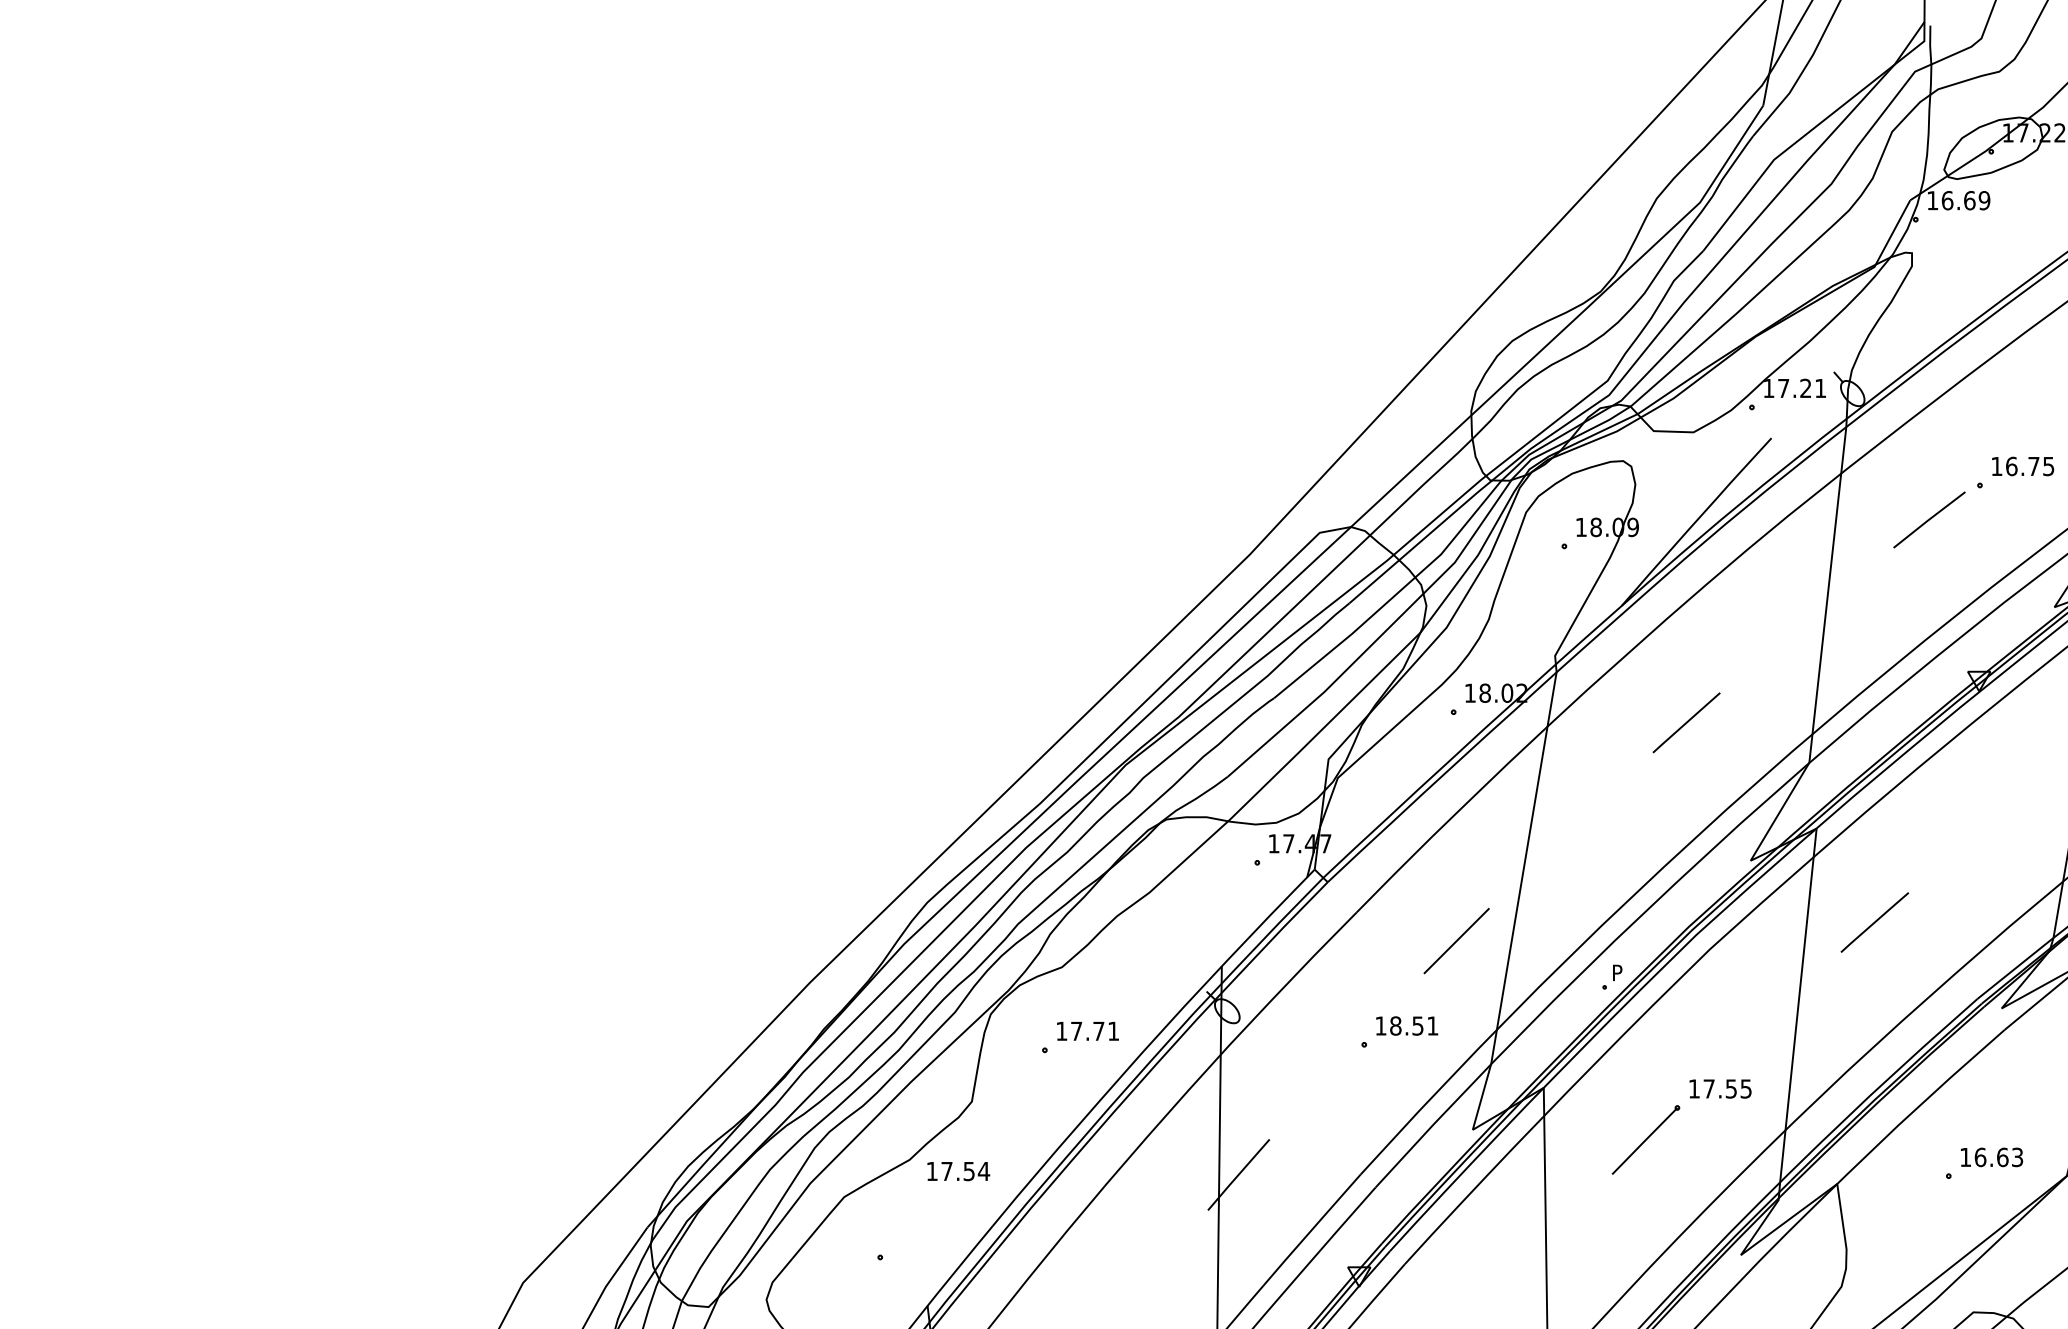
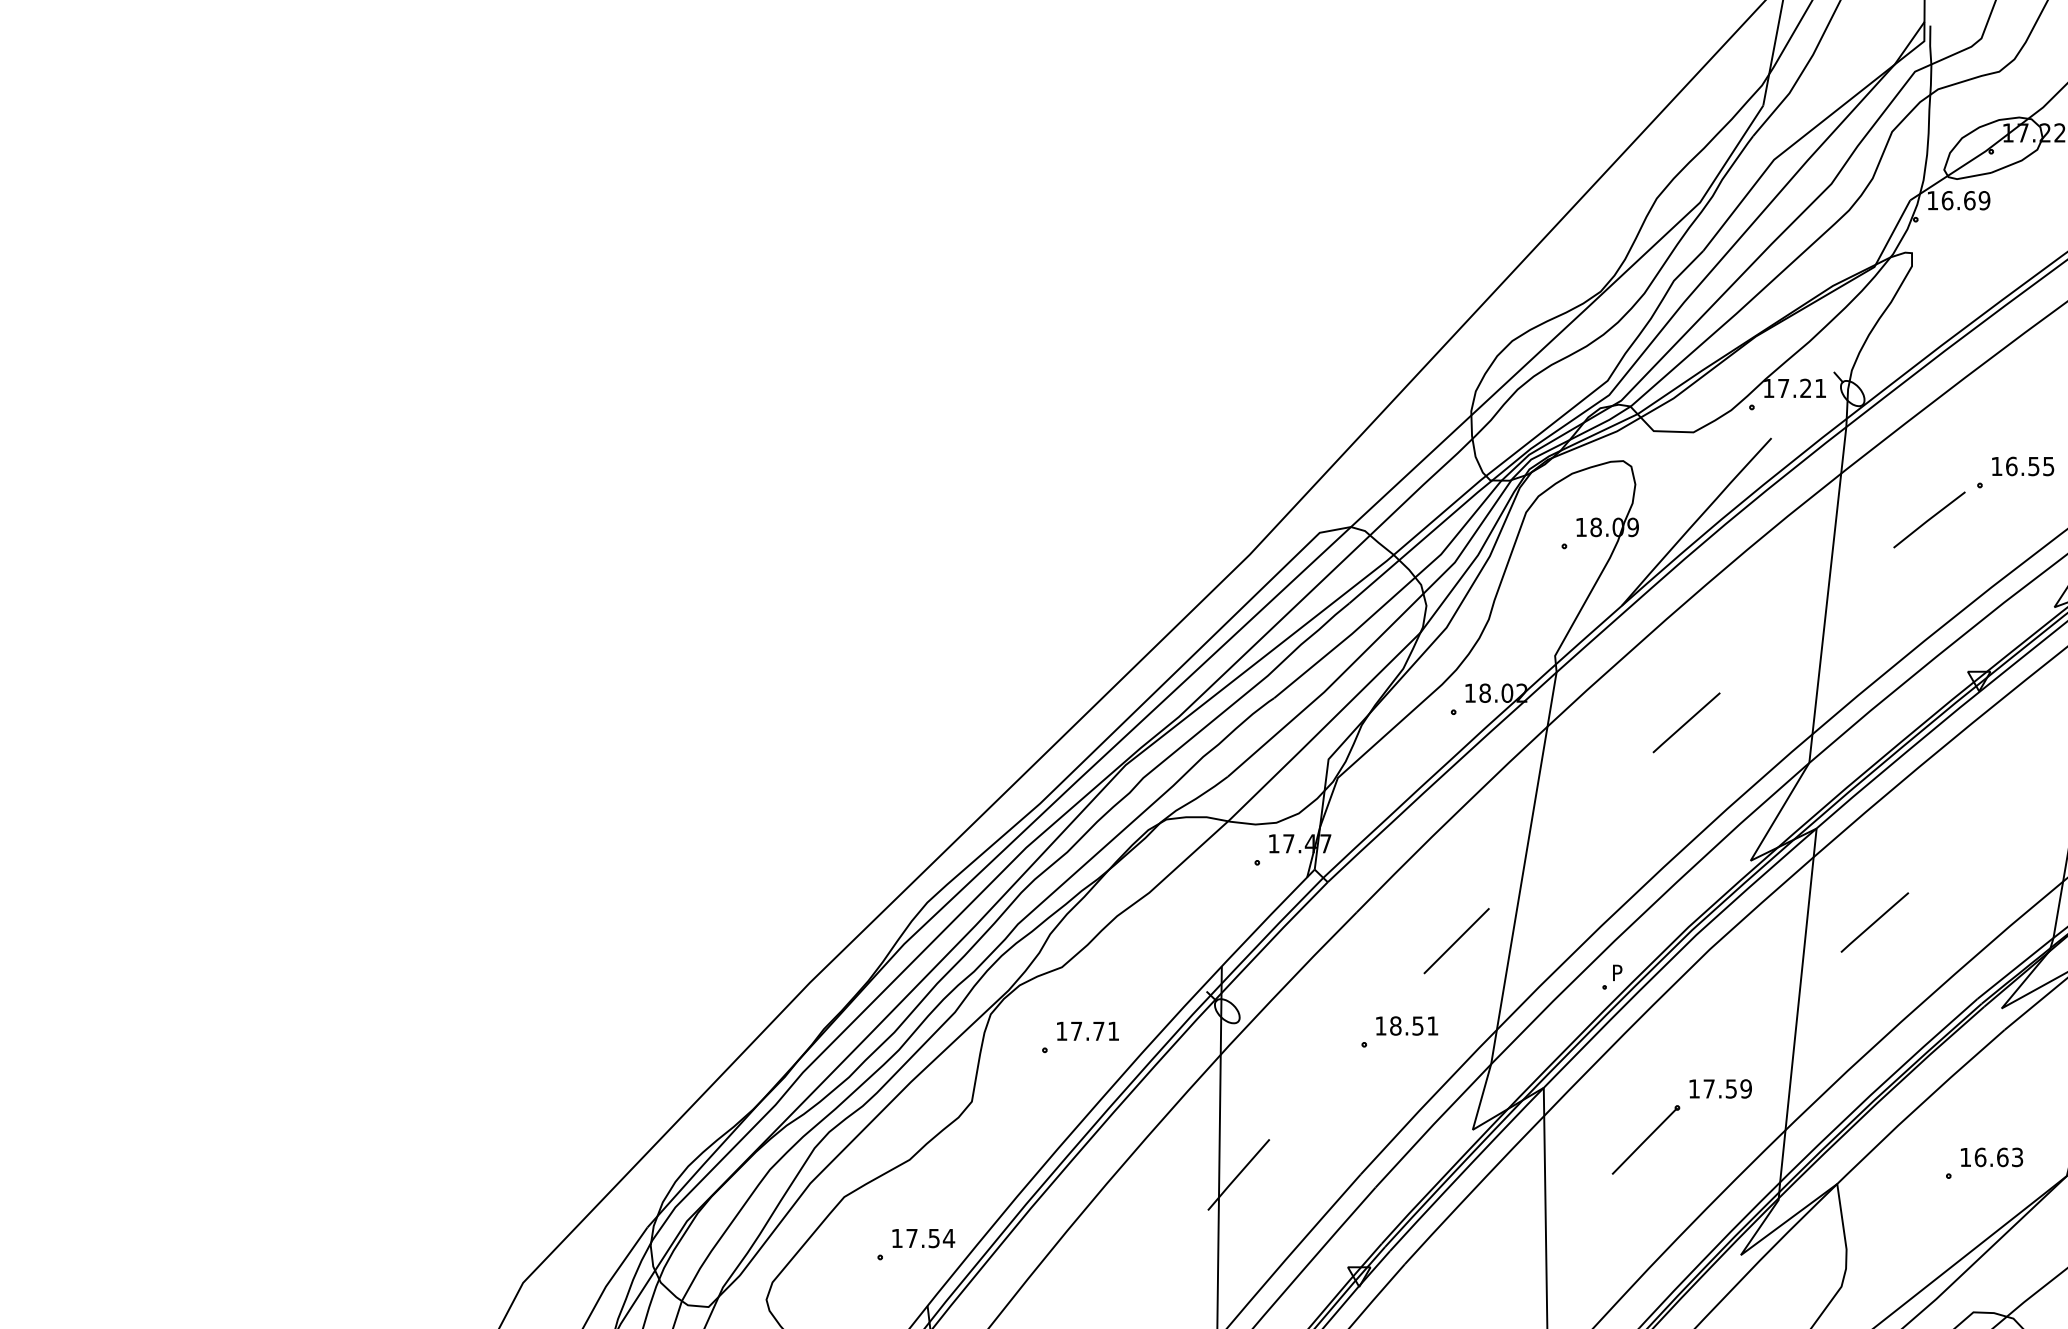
text: 16.75 -> 16.55 (2033, 466)
text: 17.55 -> 17.59 (1745, 1088)
text position: (958, 1171) -> (923, 1238) (923, 1238)
